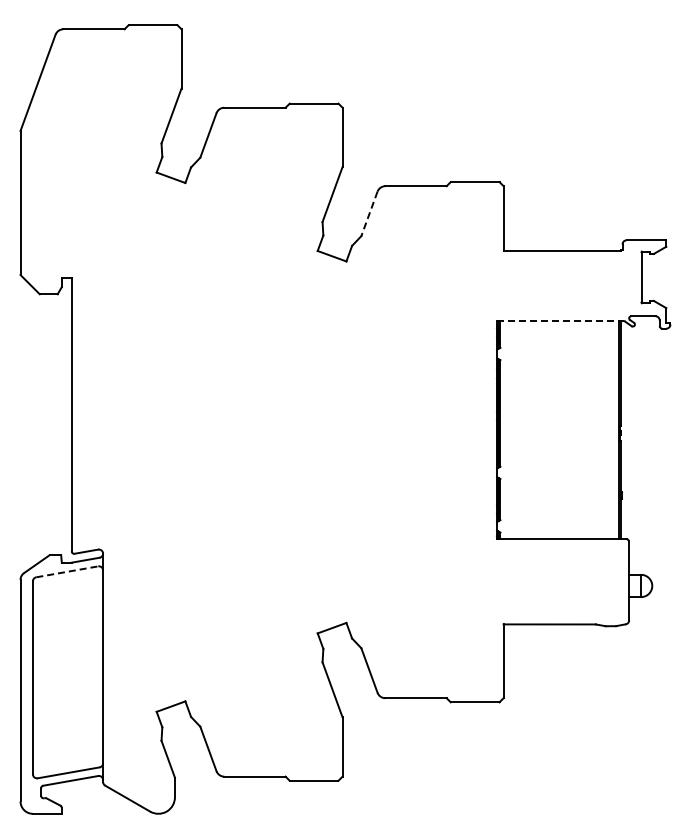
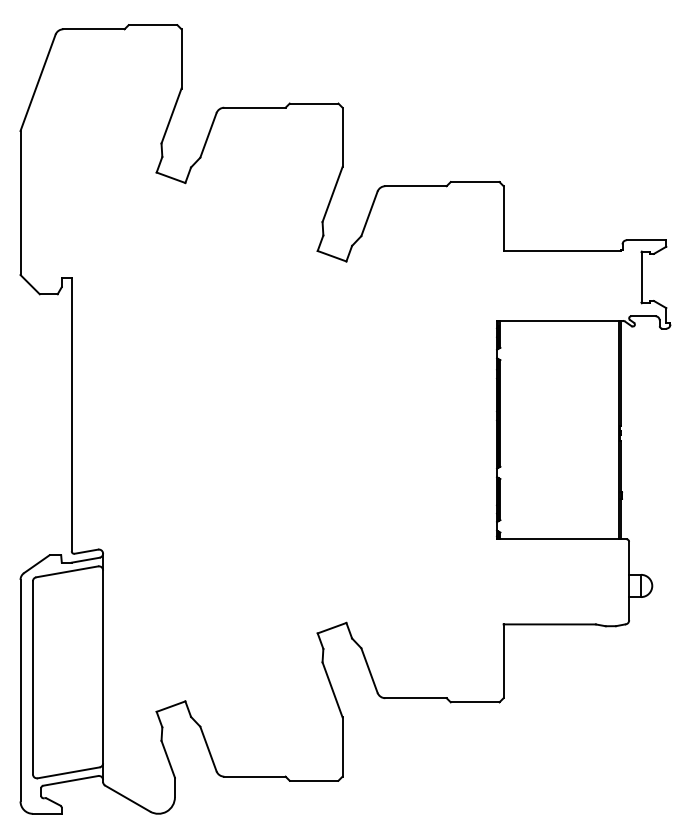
line: dashed -> solid (369, 213)
line: dashed -> solid (559, 321)
line: dashed -> solid (67, 571)
